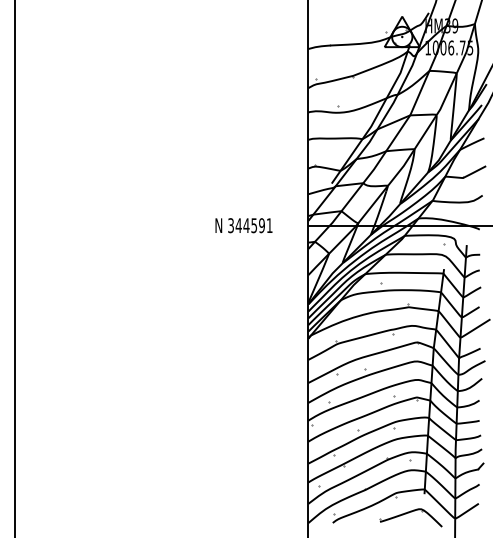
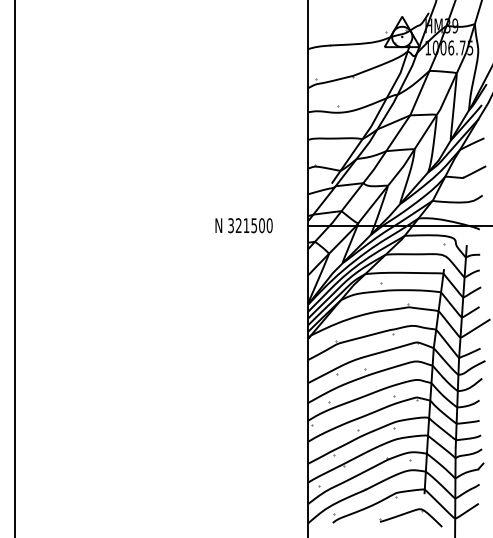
text: 344591 -> 321500 (253, 225)
